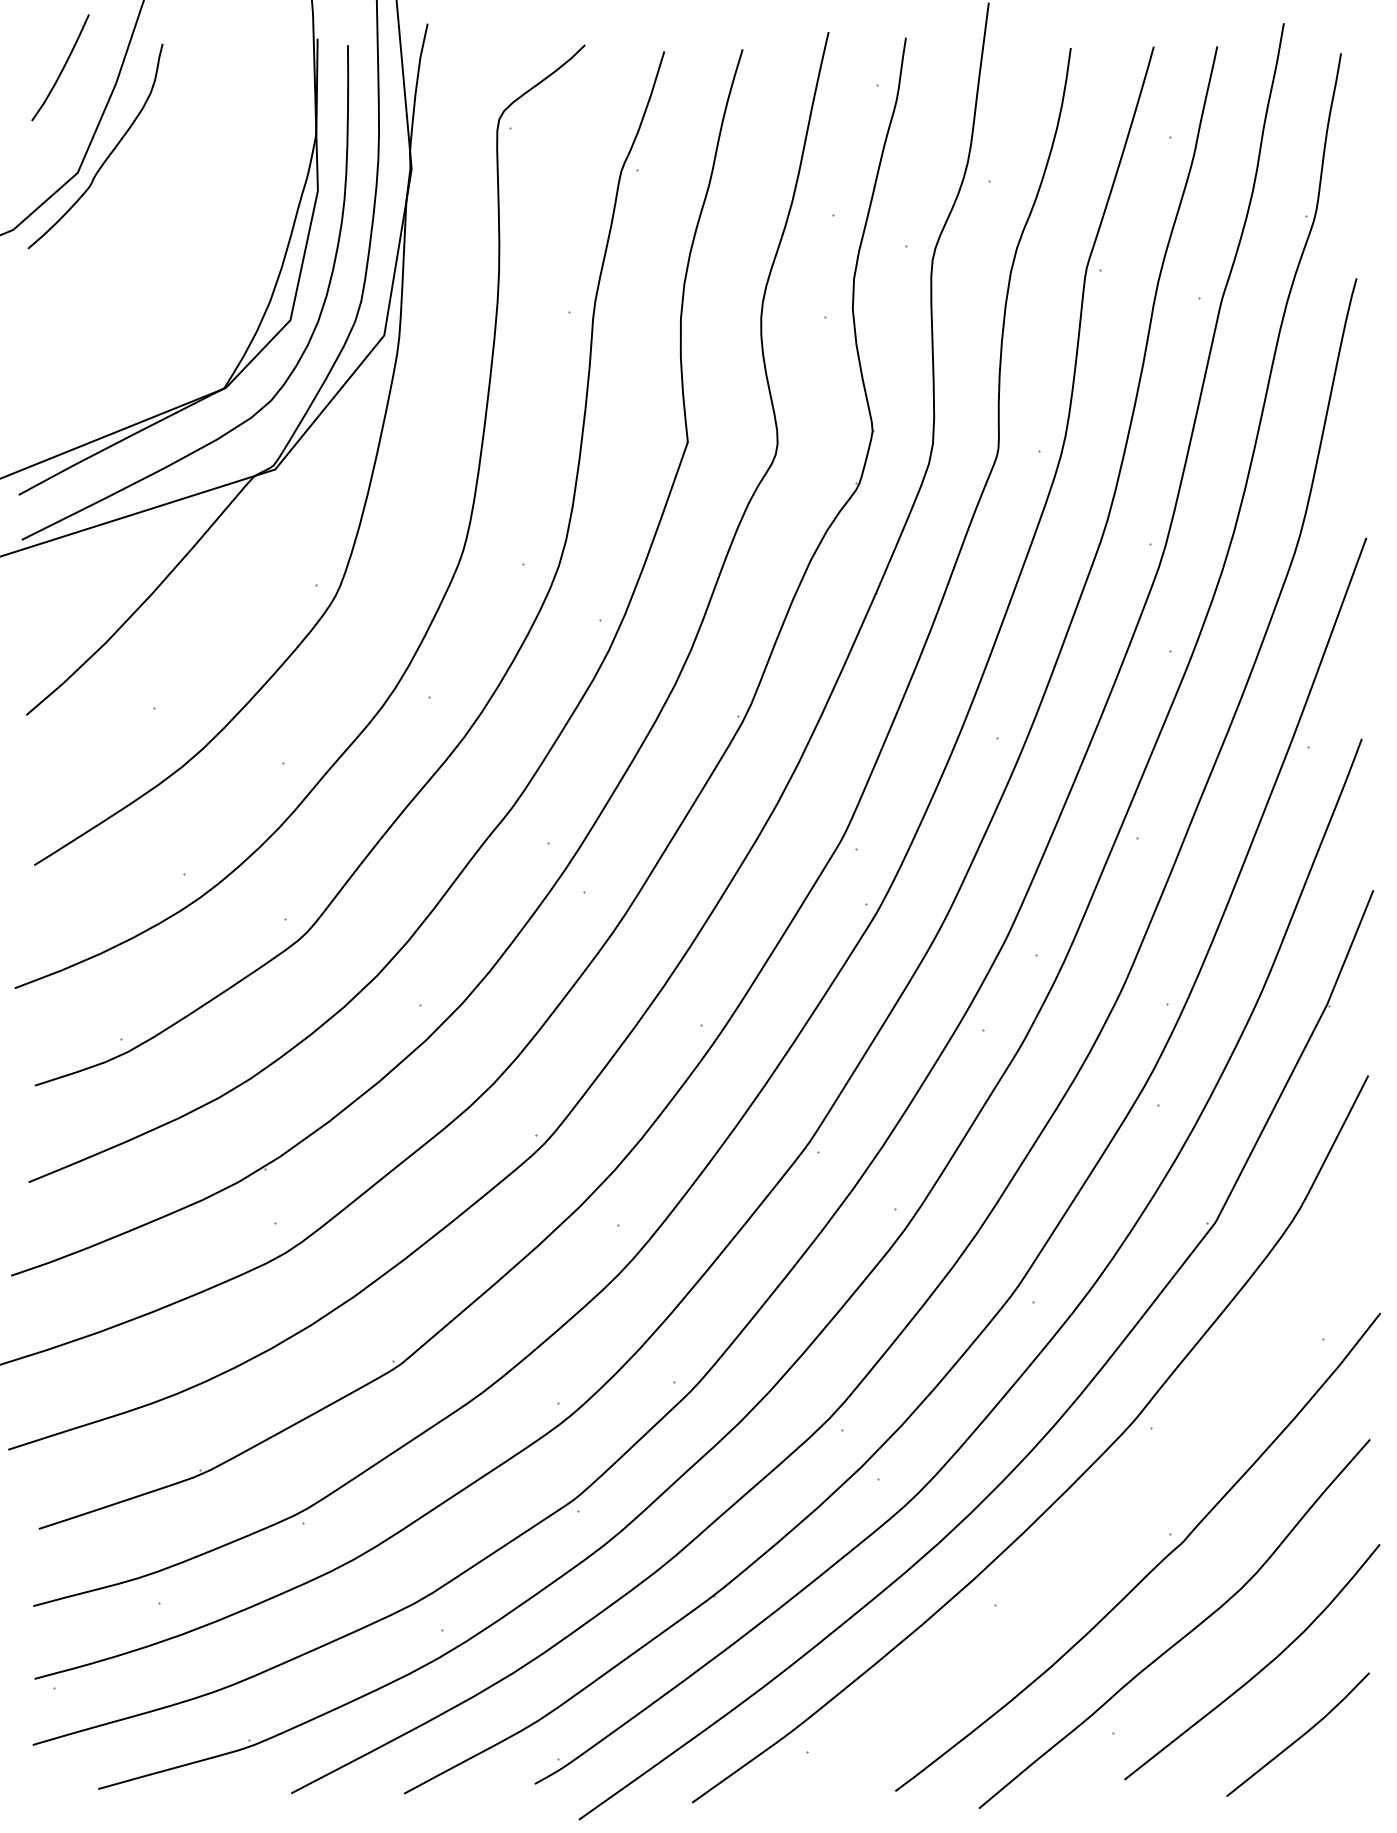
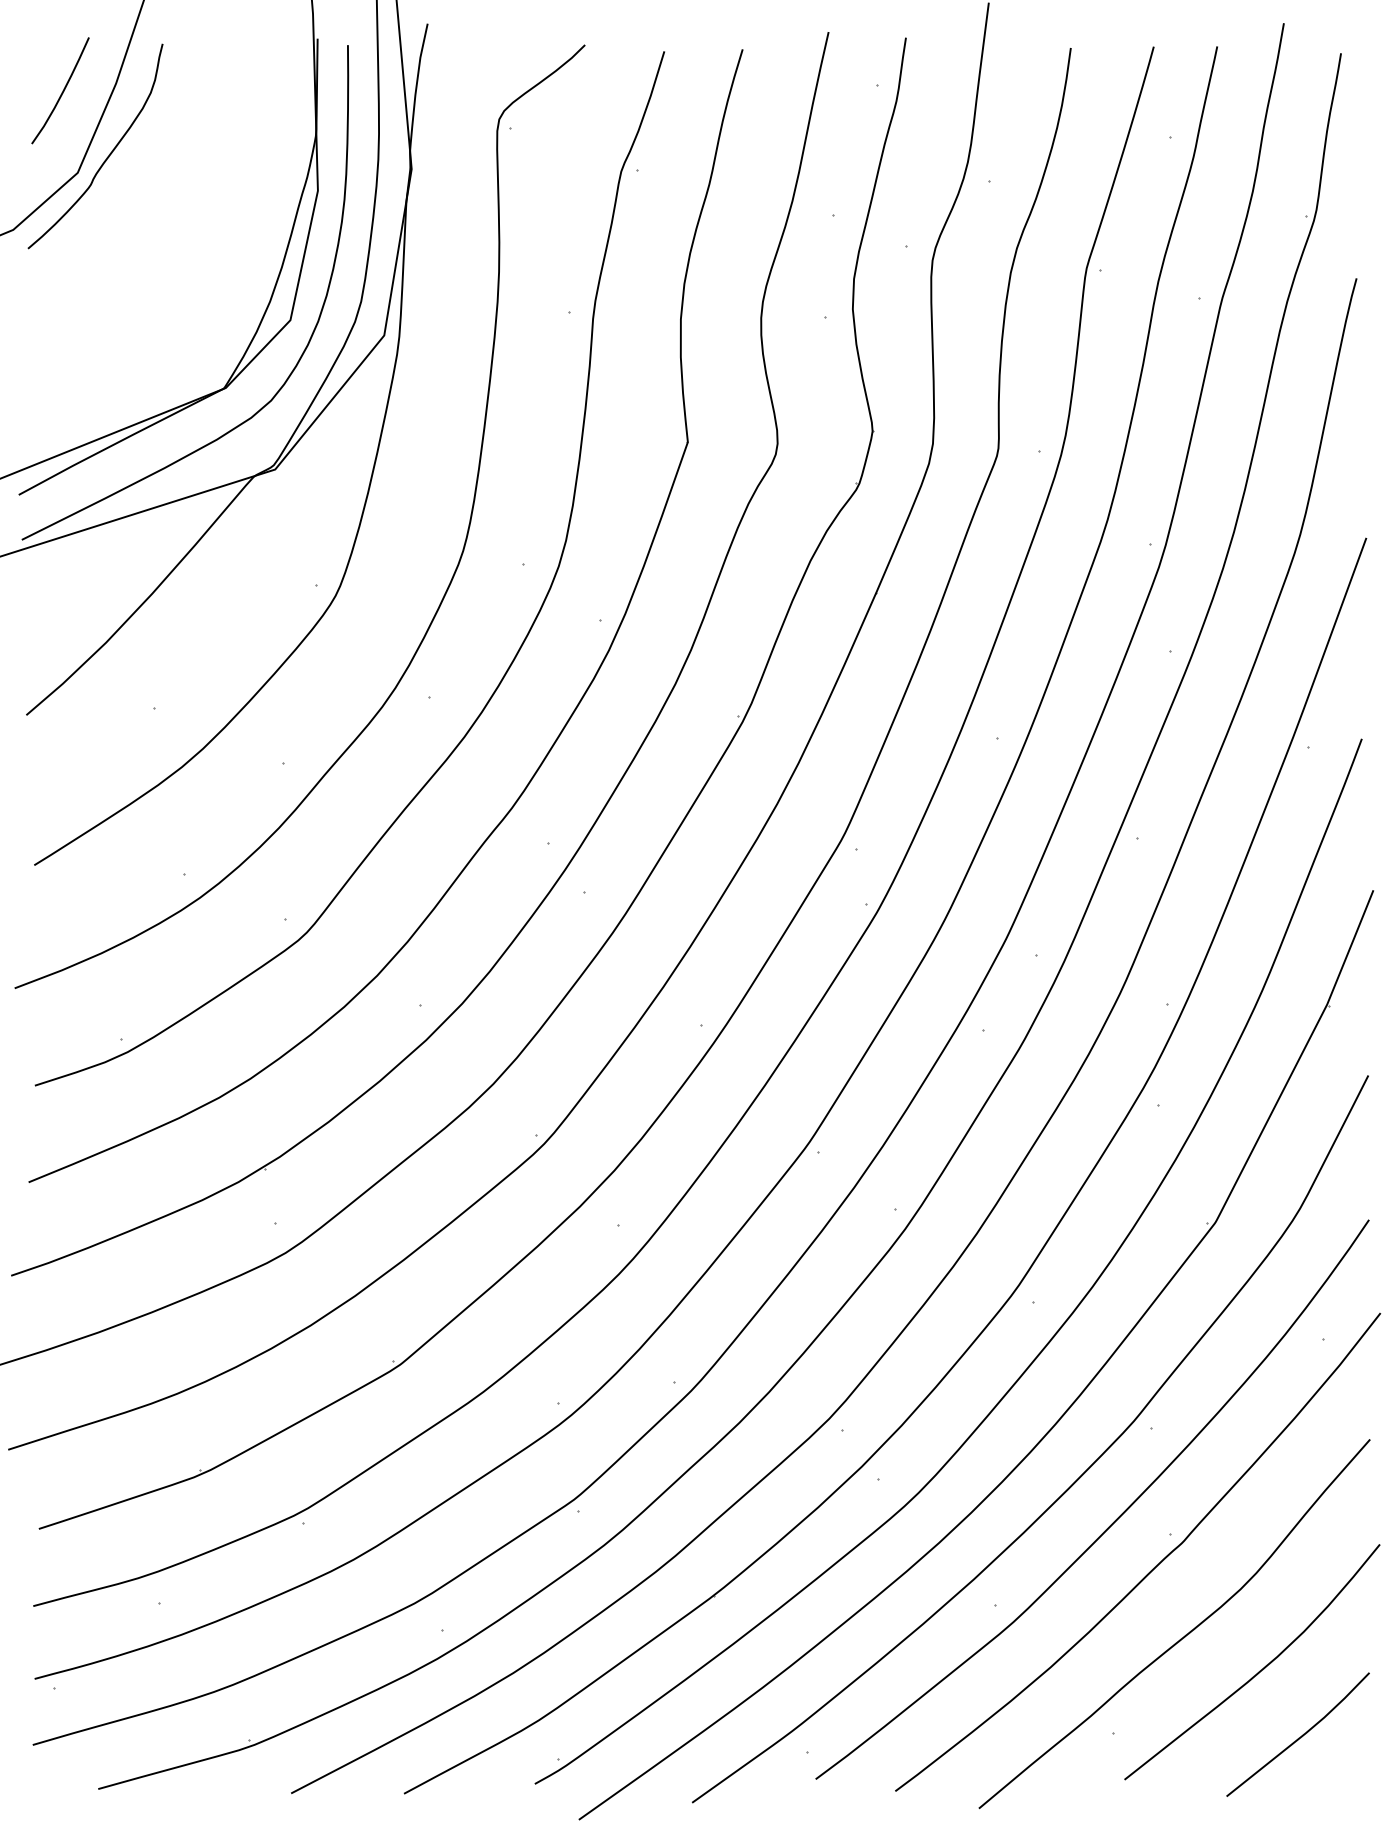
curve position: (62, 67) -> (62, 90) (62, 90)
curve: none -> present (1114, 1520)
